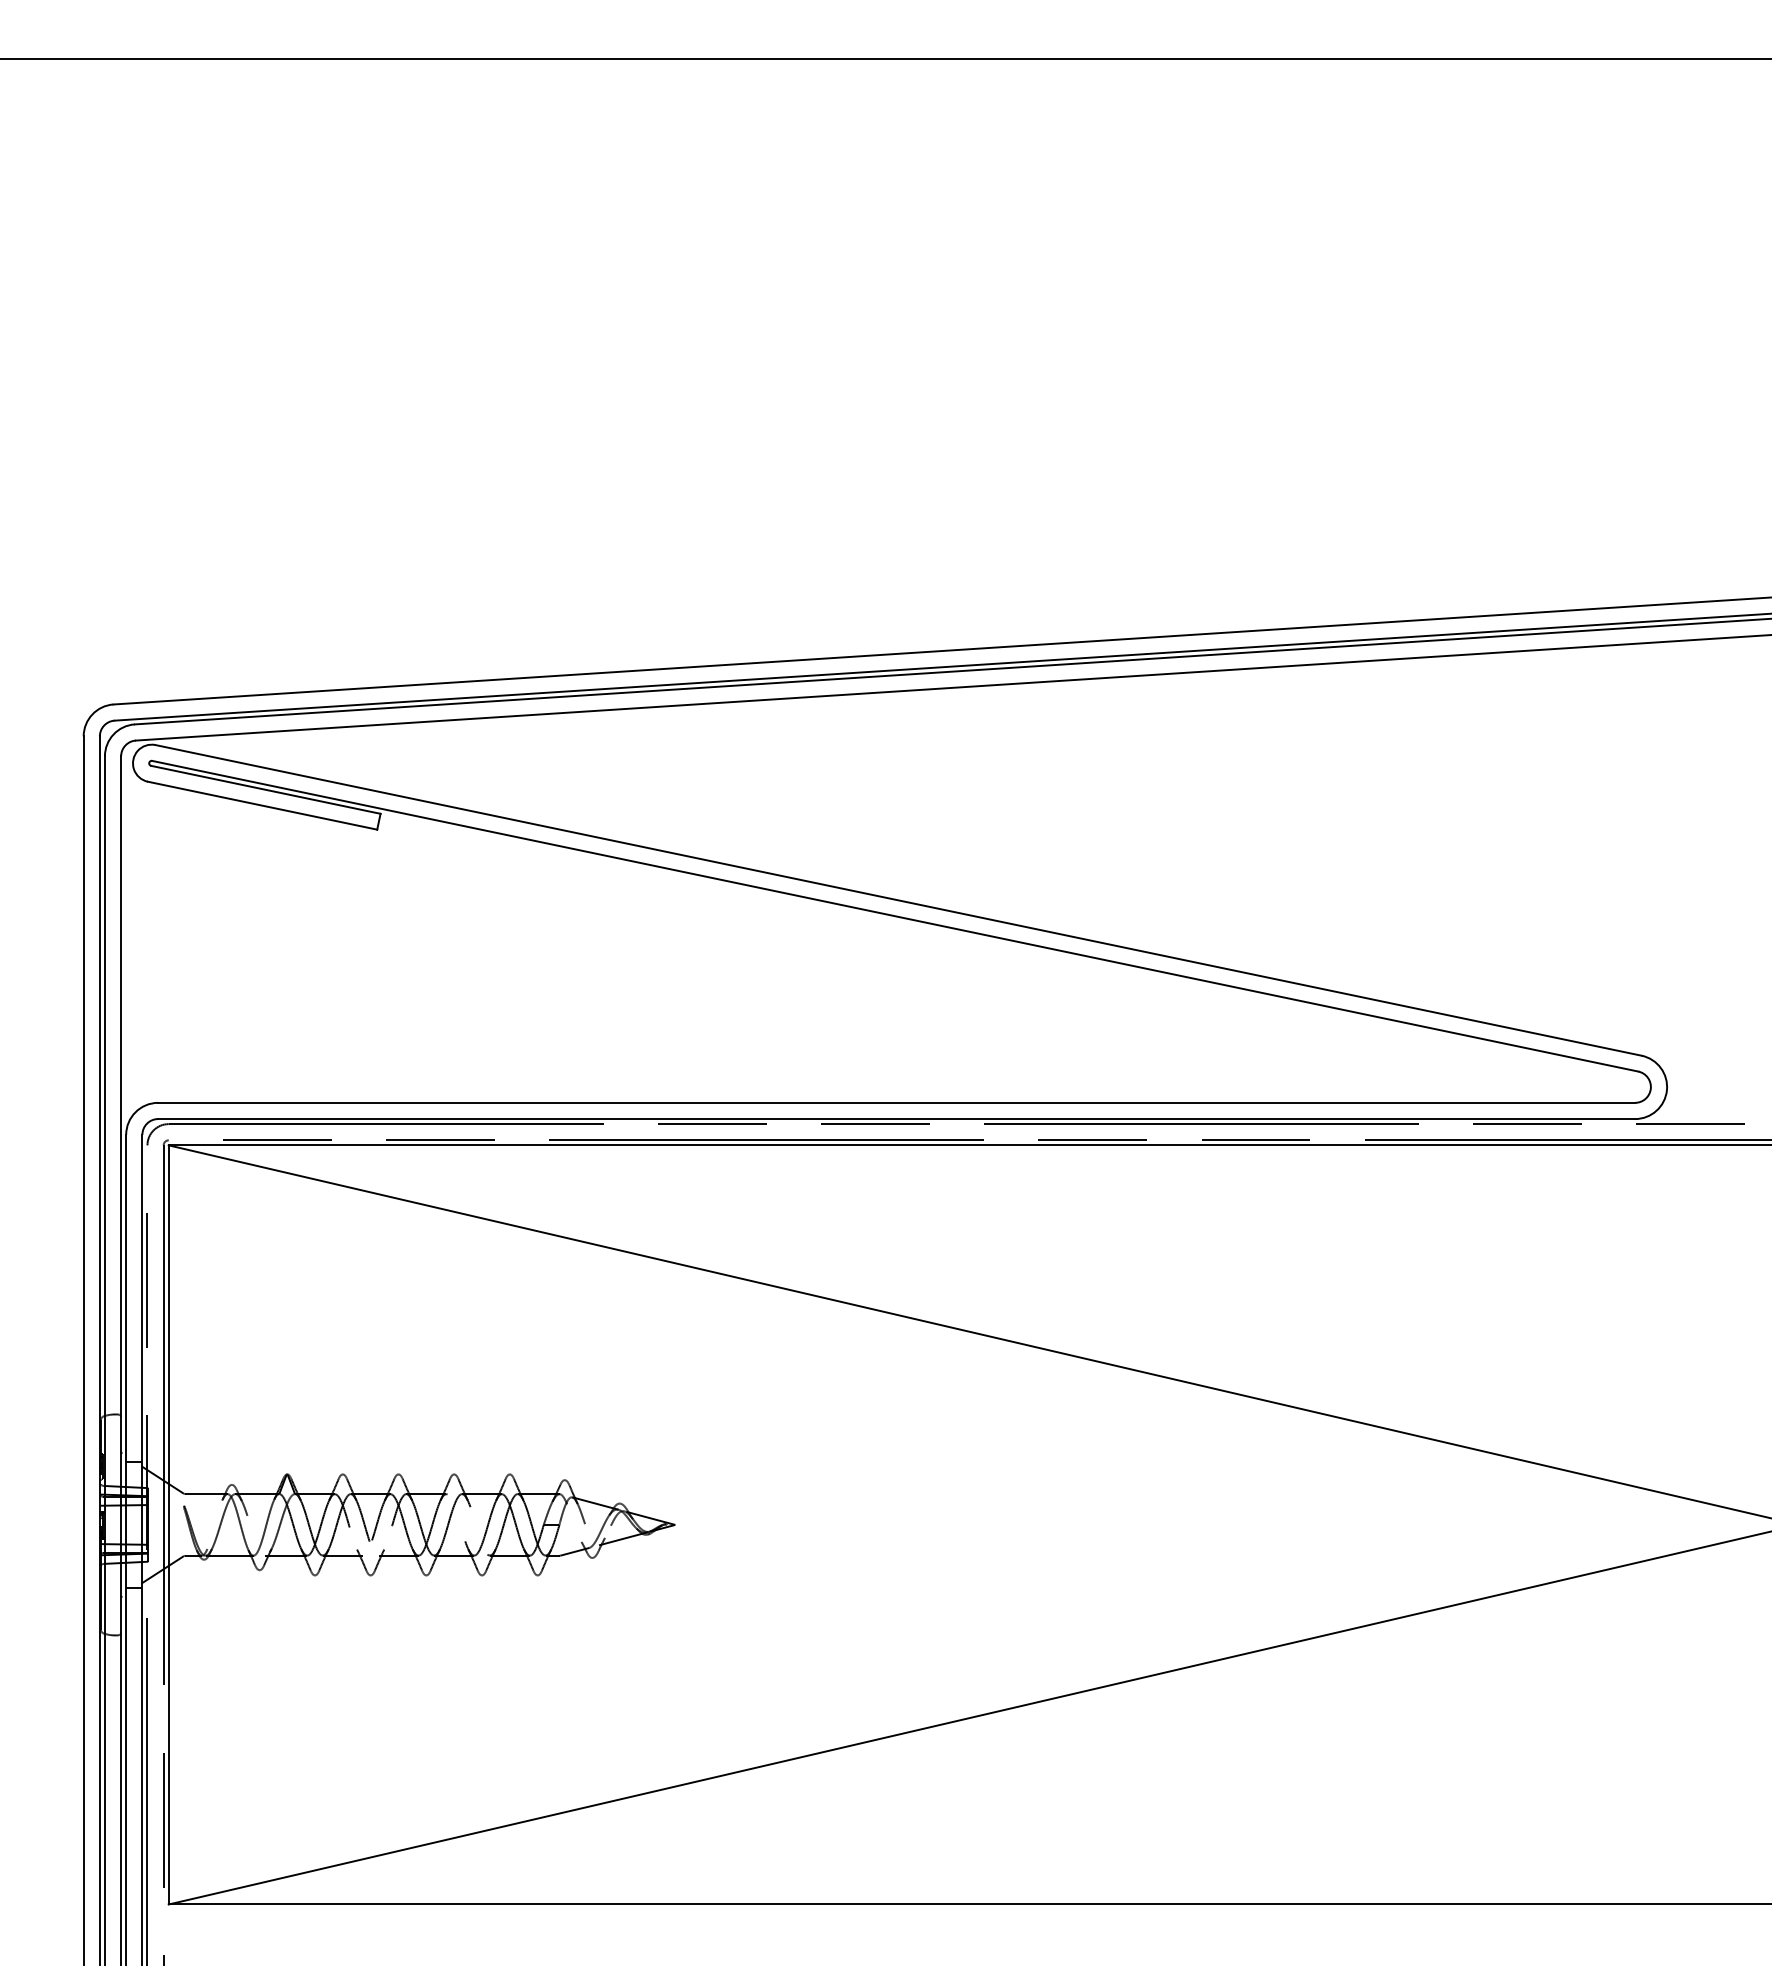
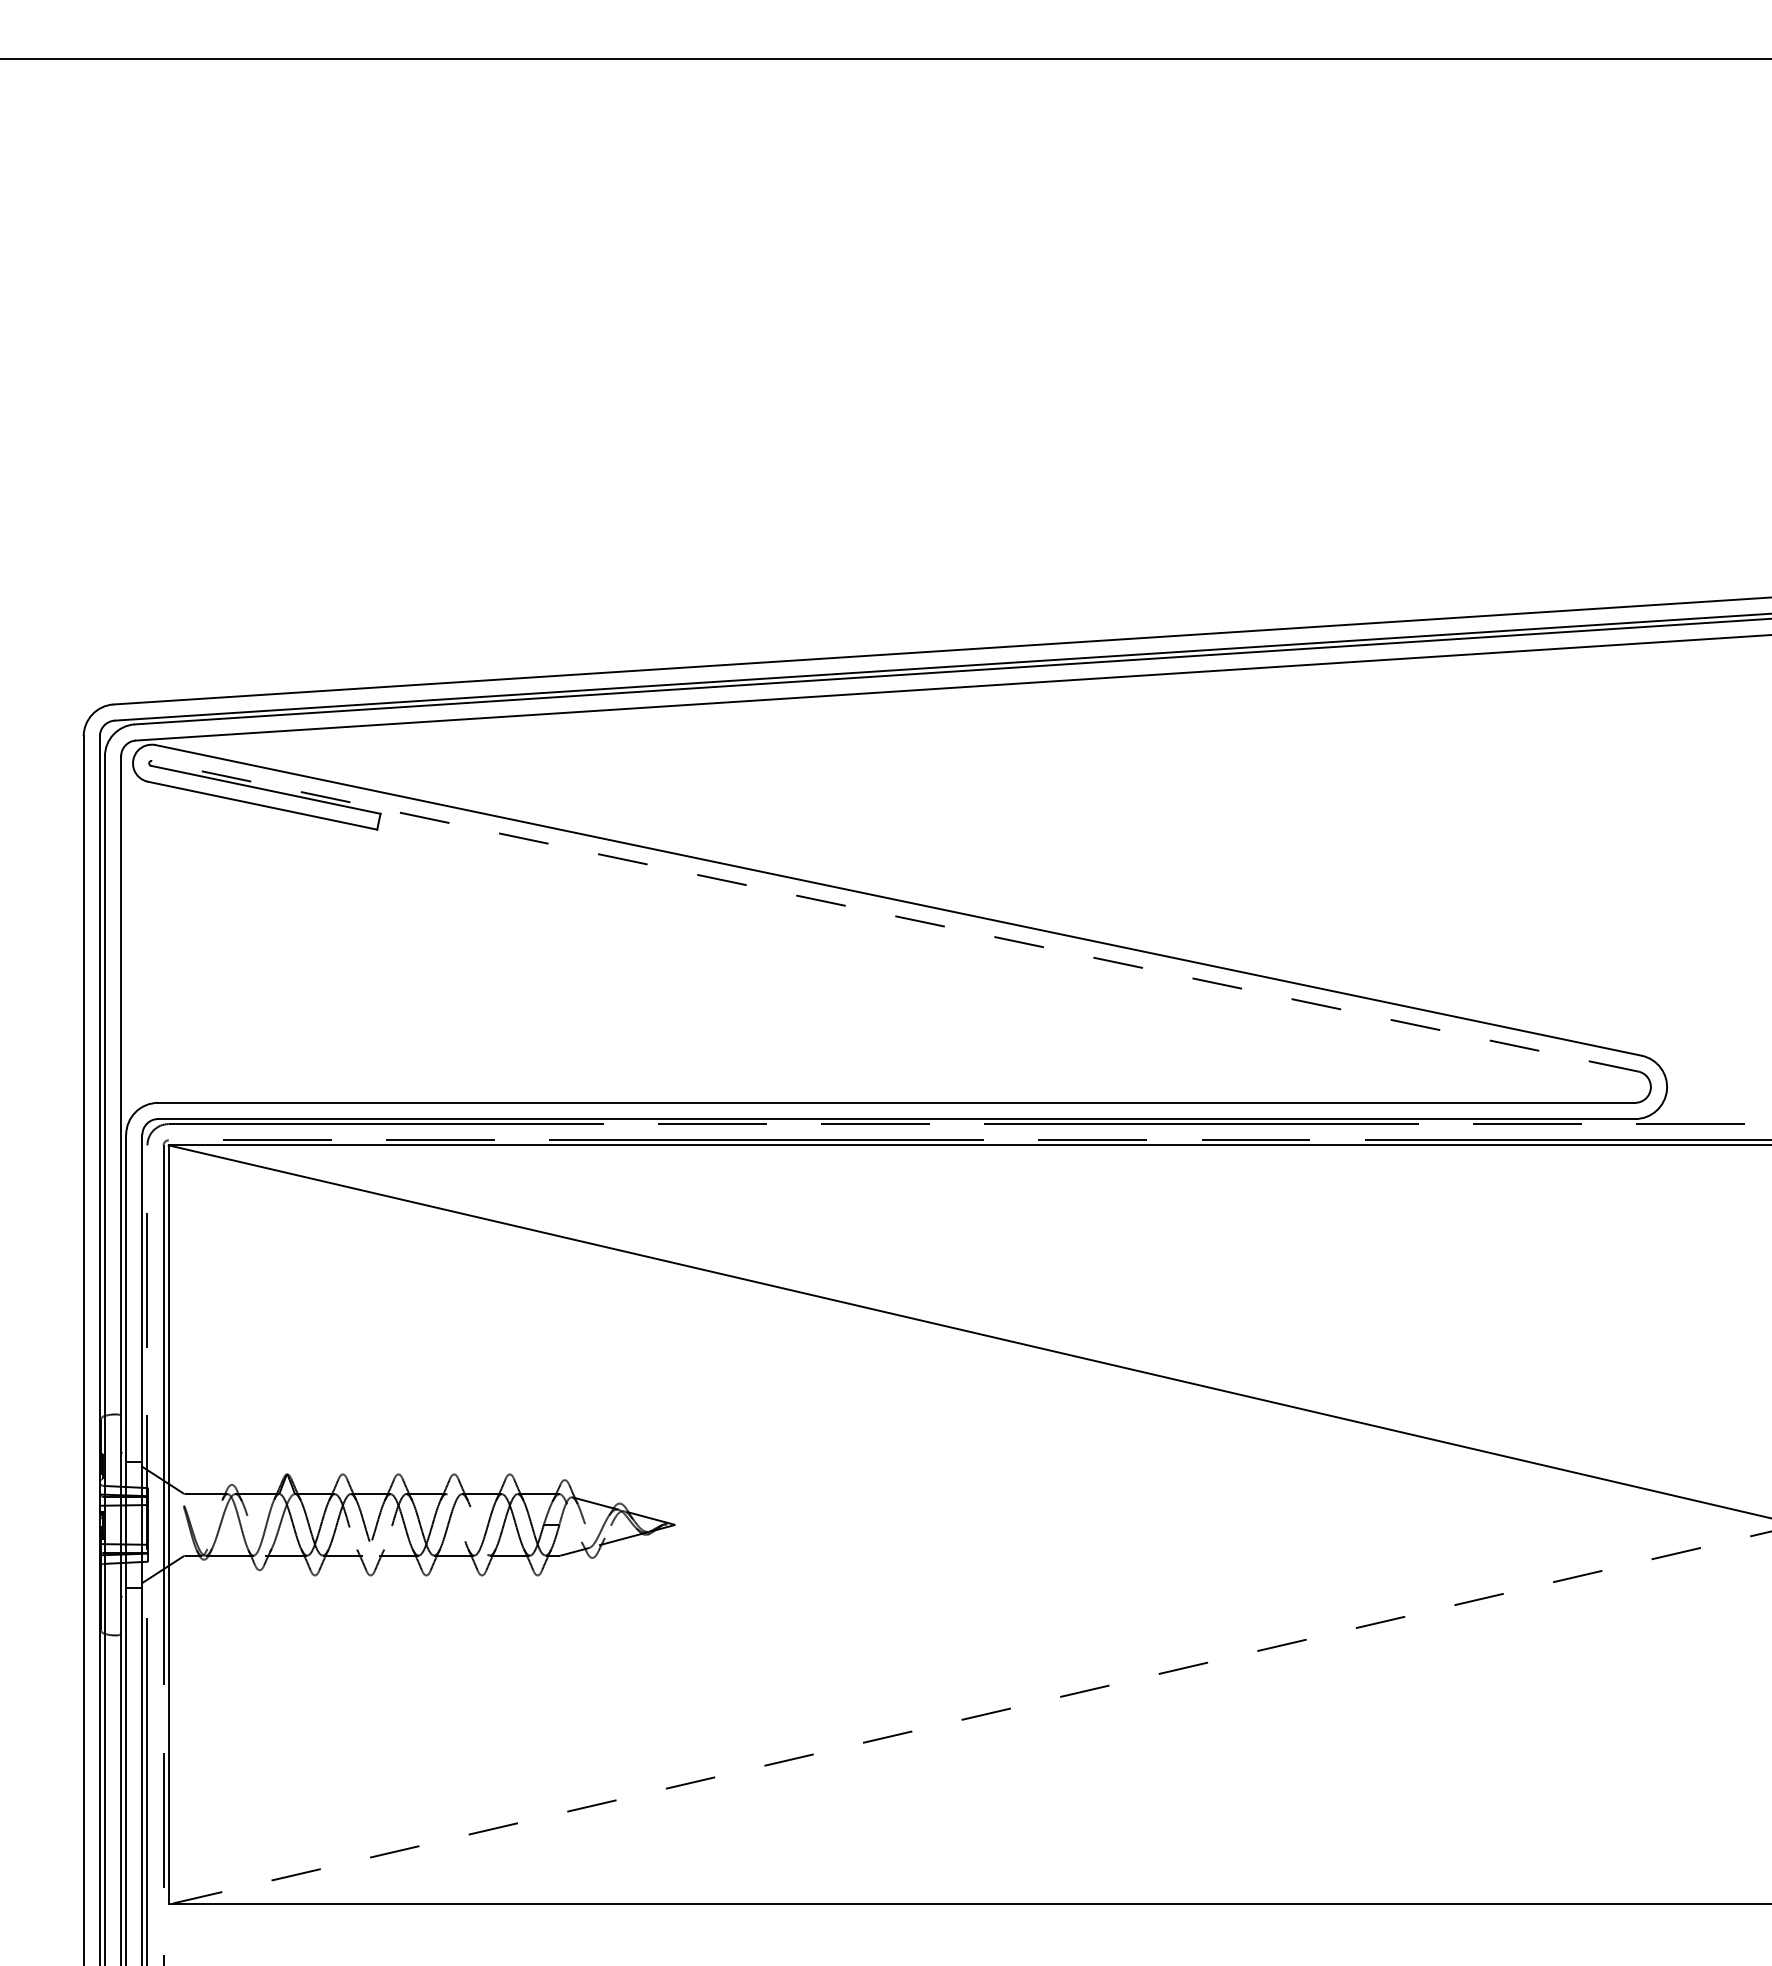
line: solid -> dashed (894, 916)
line: solid -> dashed (970, 1717)
